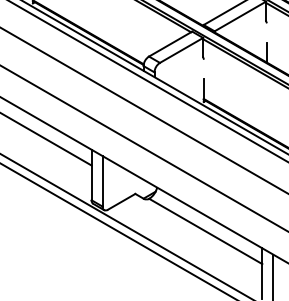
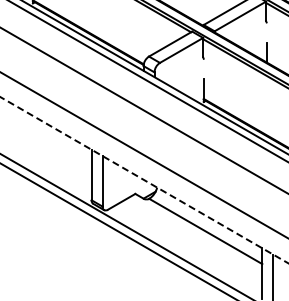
line: present -> none (46, 139)
line position: (143, 148) -> (143, 154) (143, 154)
line: solid -> dashed (144, 180)
